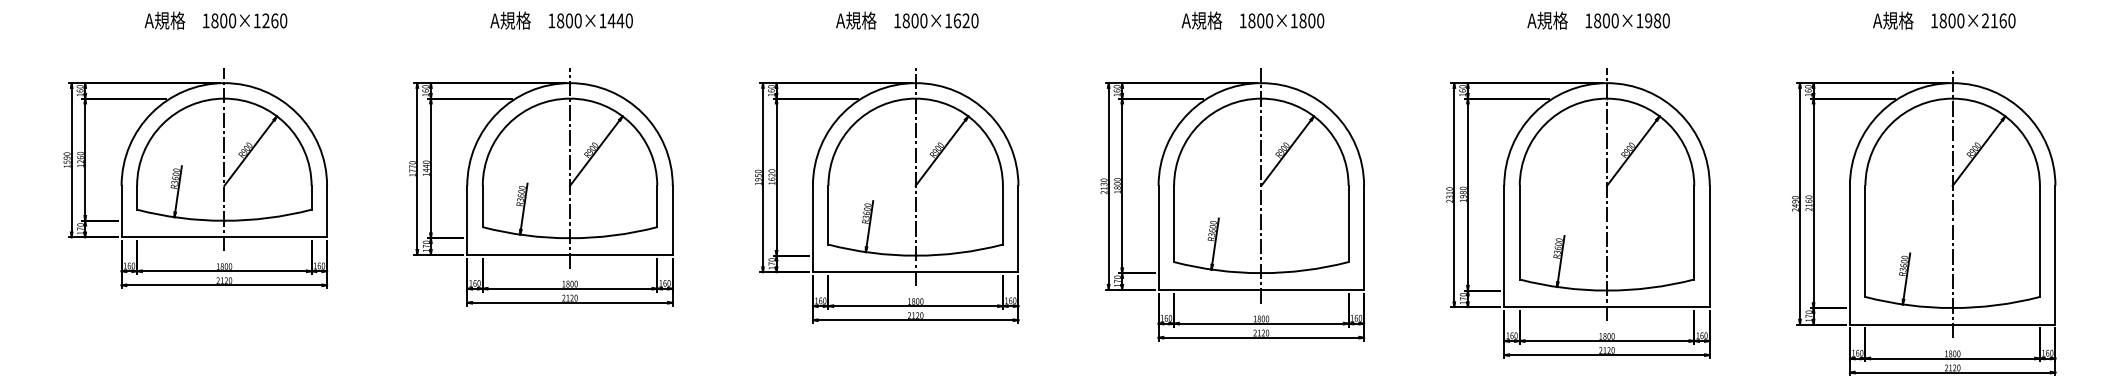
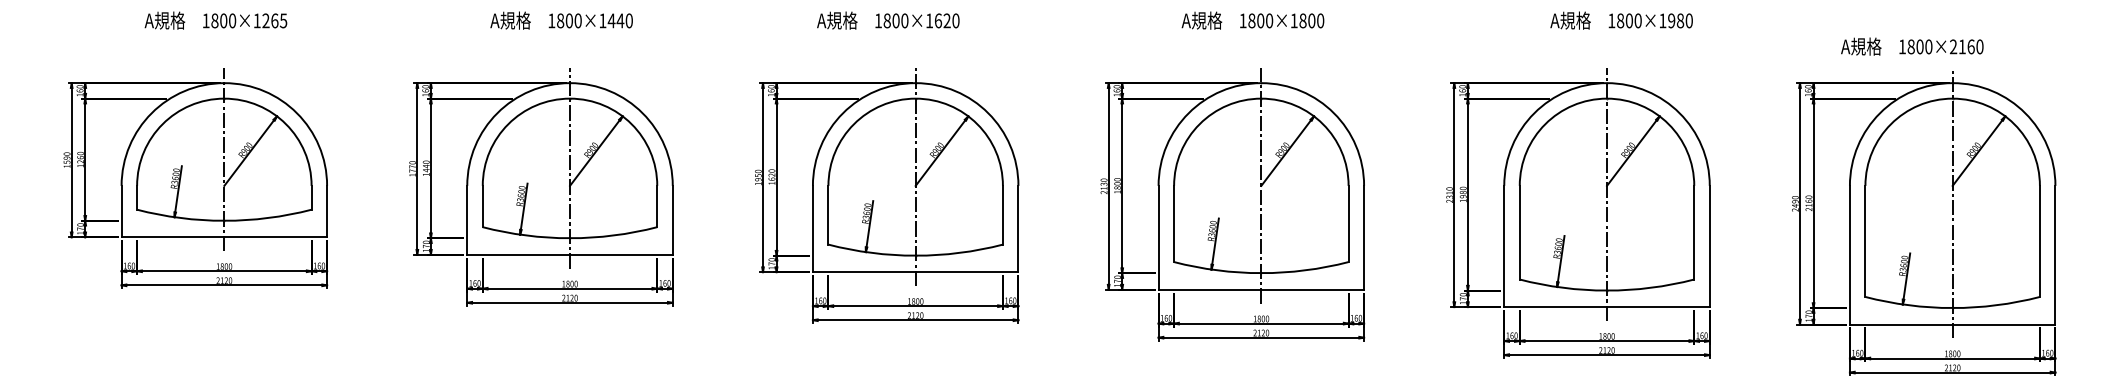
text: 1800×1260 -> 1800×1265 (283, 20)
text position: (907, 20) -> (888, 20) (888, 20)
text position: (1598, 20) -> (1621, 20) (1621, 20)
text position: (1944, 20) -> (1912, 46) (1912, 46)
